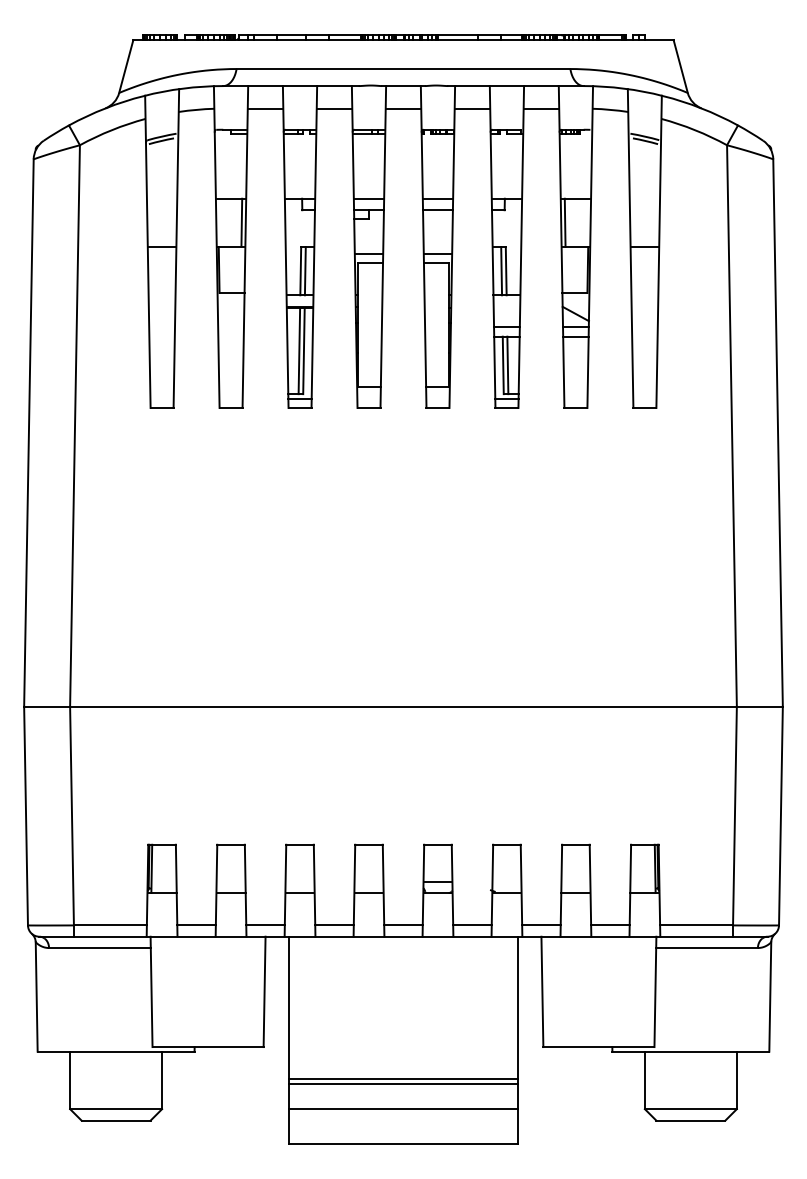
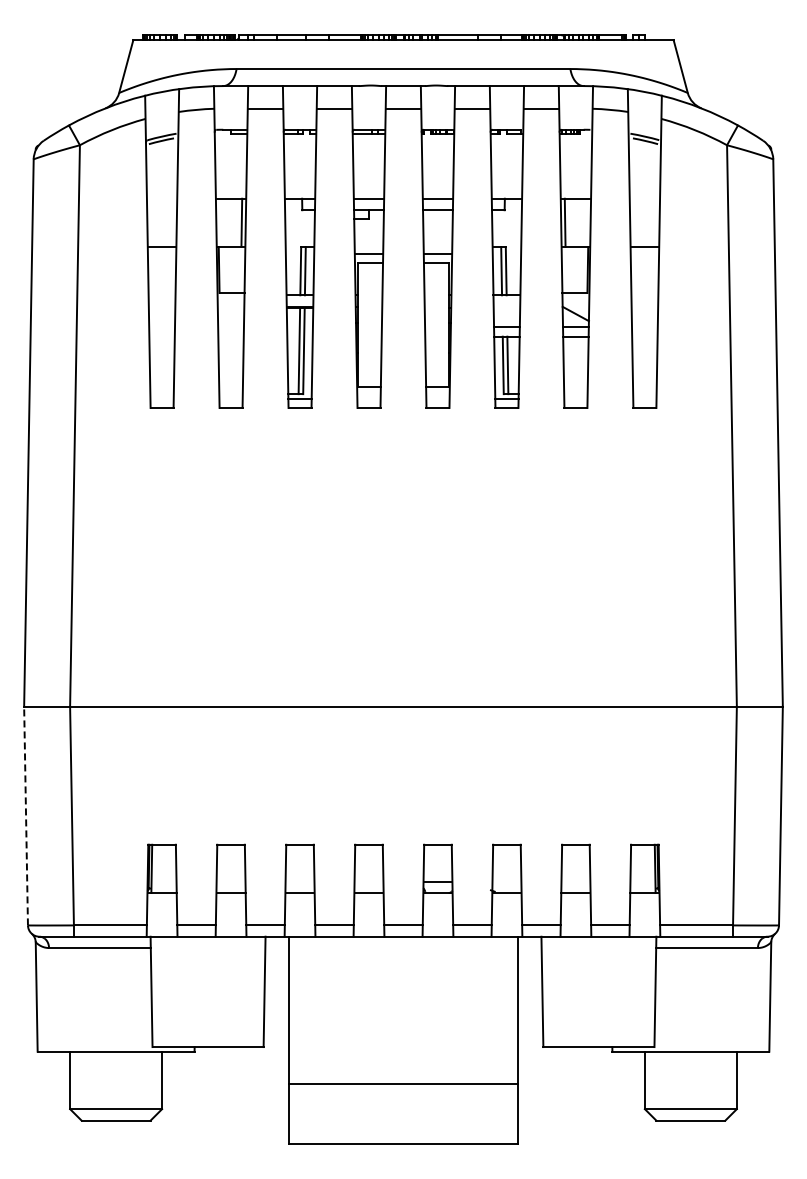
line: solid -> dashed (26, 815)
line: present -> none (403, 1079)
line: present -> none (403, 1109)
